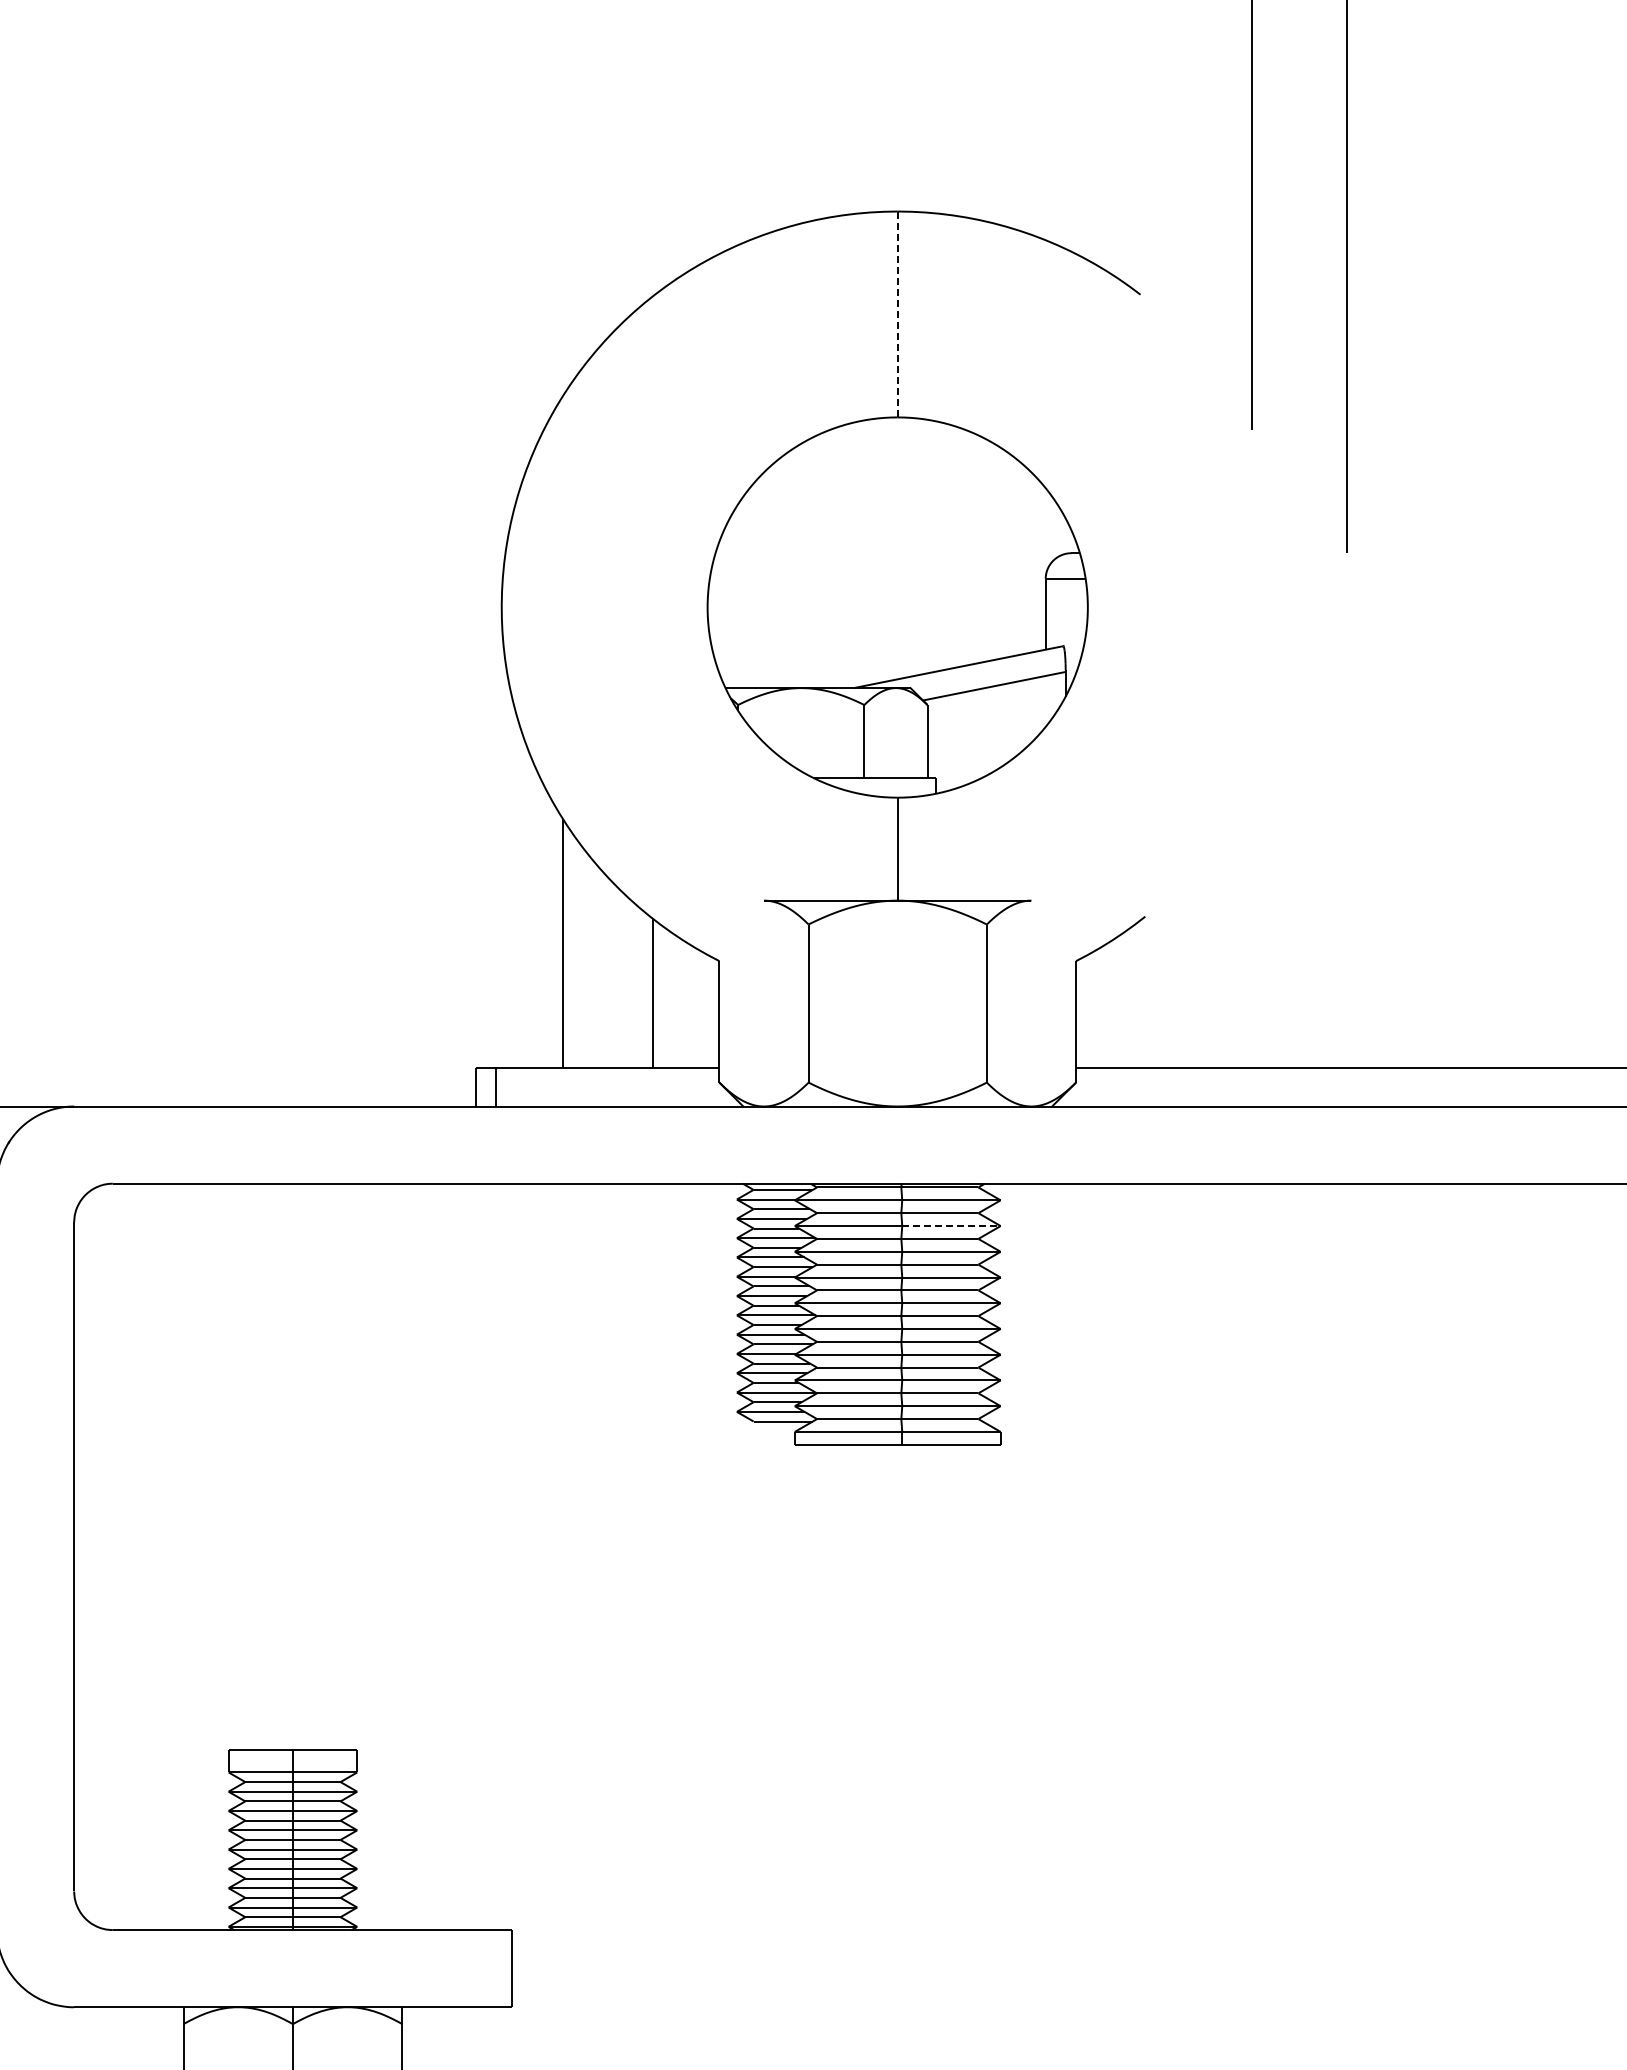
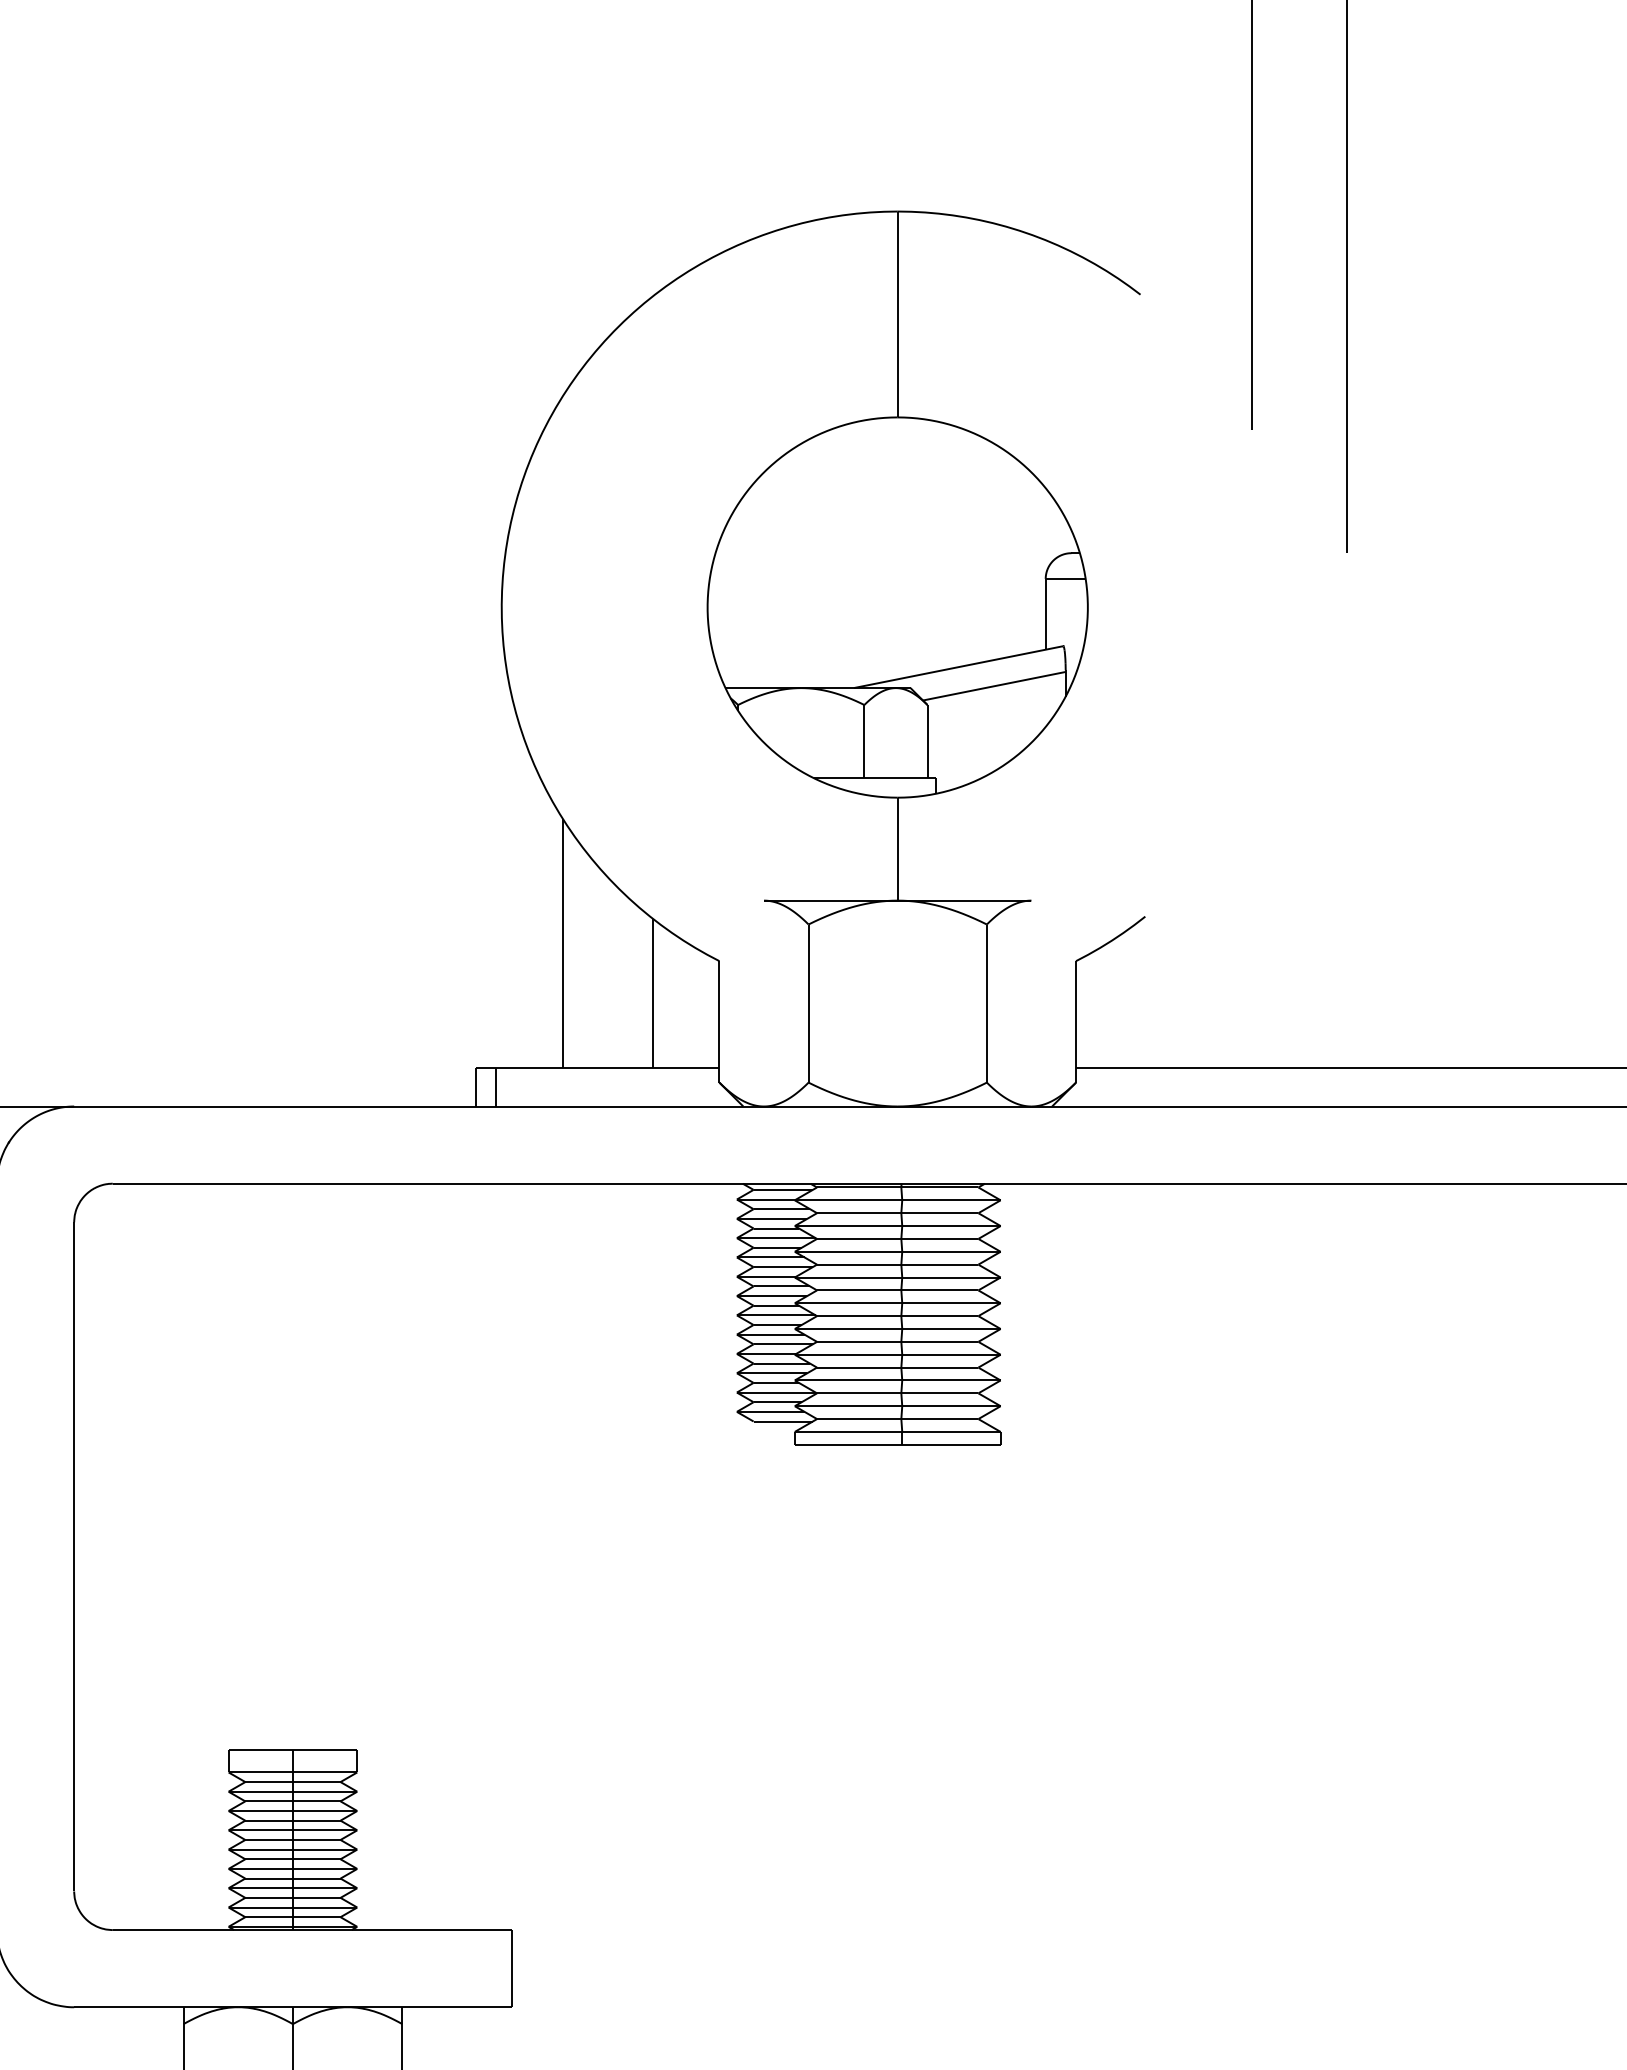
line: dashed -> solid (897, 314)
line: dashed -> solid (951, 1226)
